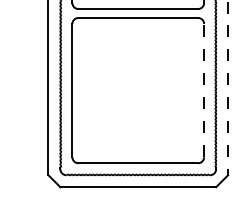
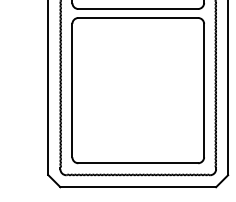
line: dashed -> solid (228, 88)
line: dashed -> solid (204, 90)
